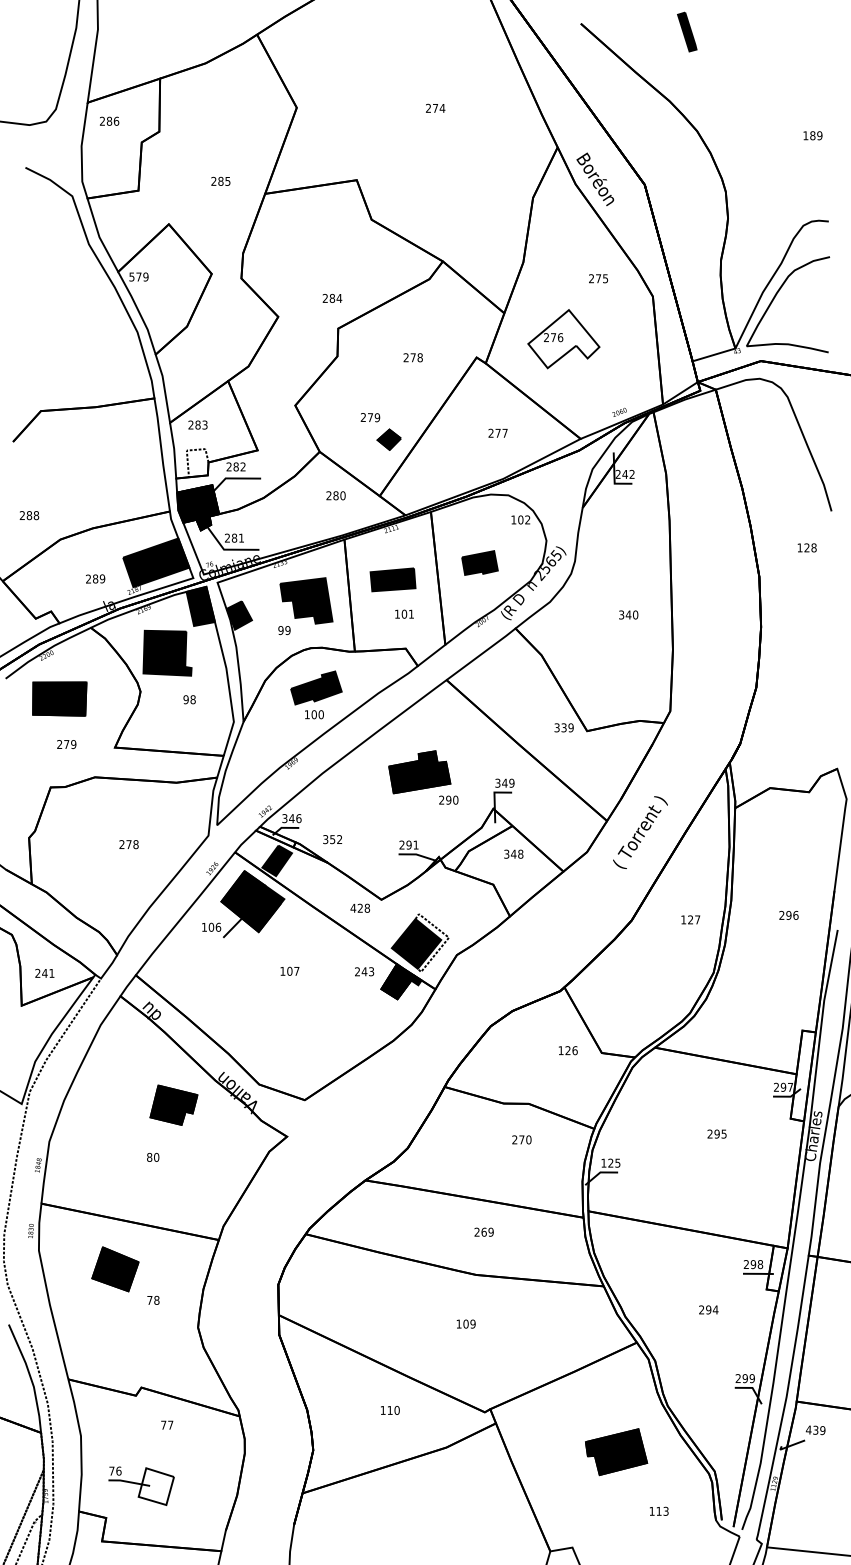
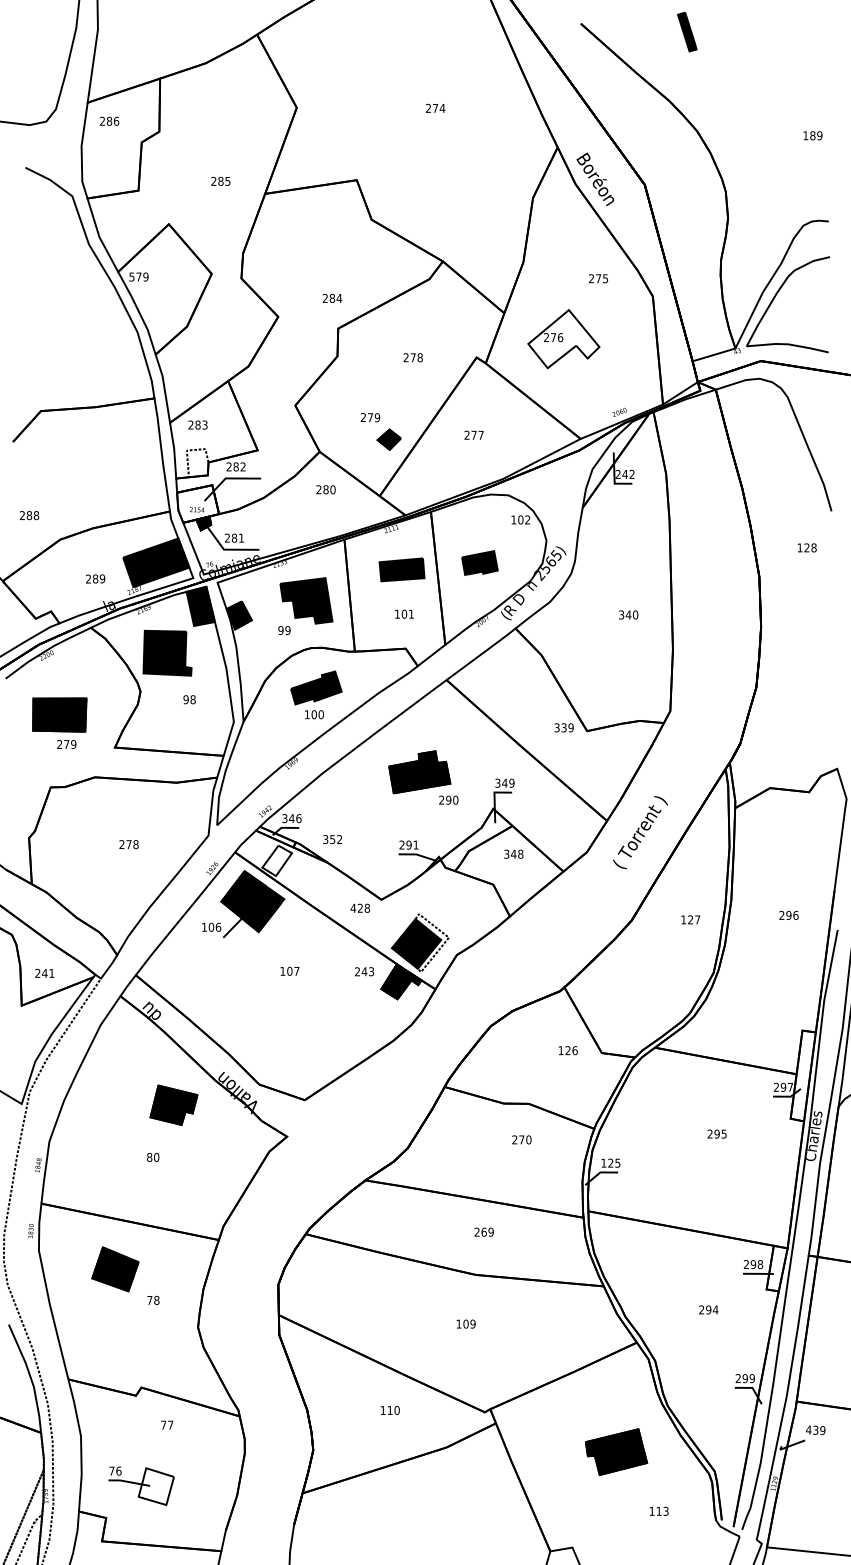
text position: (497, 432) -> (473, 434) (473, 434)
text position: (335, 495) -> (325, 489) (325, 489)
fill: present -> none (198, 503)
part position: (392, 579) -> (401, 569) (401, 569)
part position: (59, 698) -> (59, 714) (59, 714)
fill: present -> none (277, 860)
